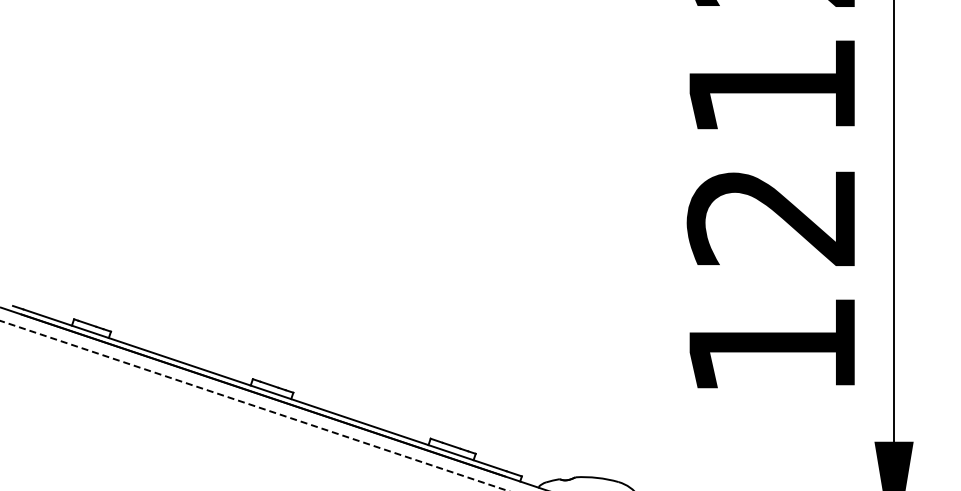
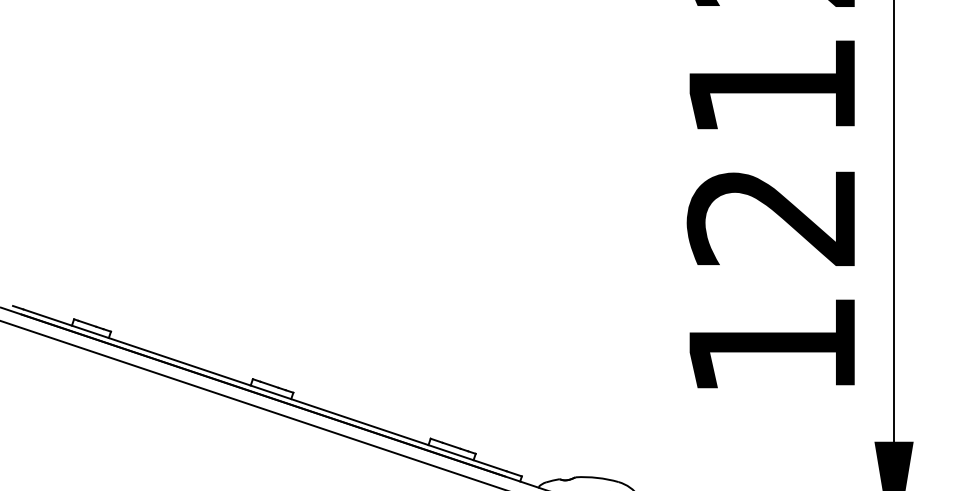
line: dashed -> solid (253, 405)
